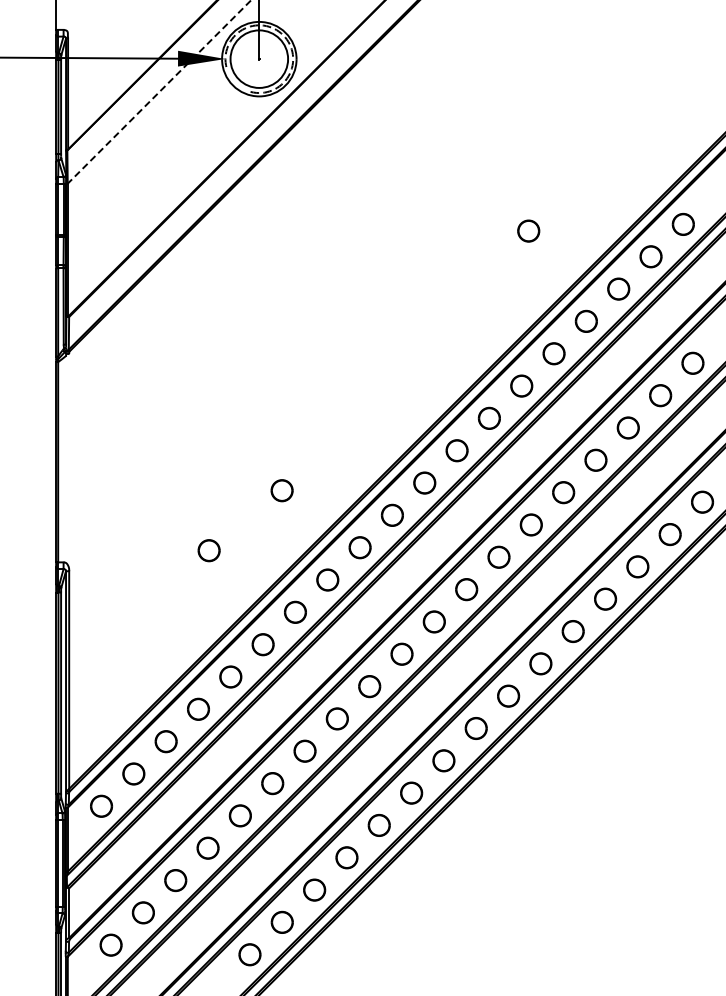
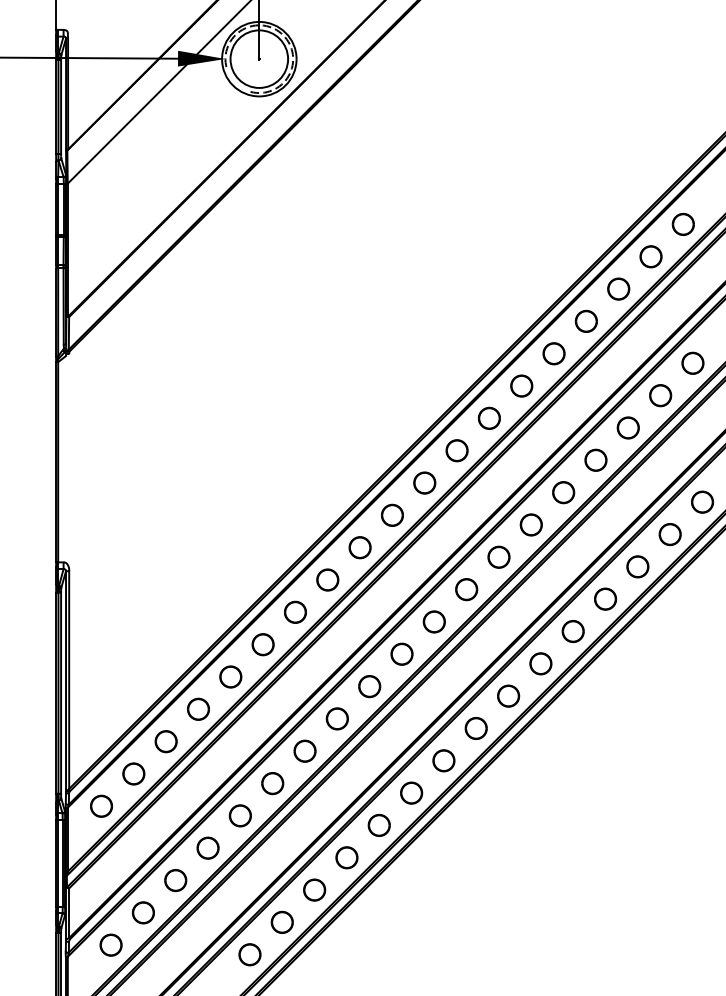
line: dashed -> solid (159, 91)
part: present -> none (528, 230)
part: present -> none (281, 490)
part: present -> none (208, 550)
